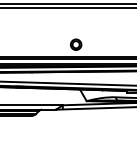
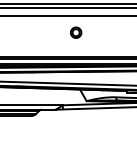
line: none -> present (67, 16)
part position: (76, 44) -> (76, 32) (76, 32)
